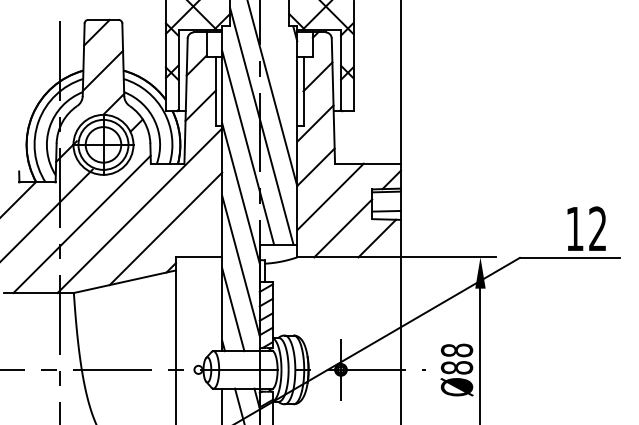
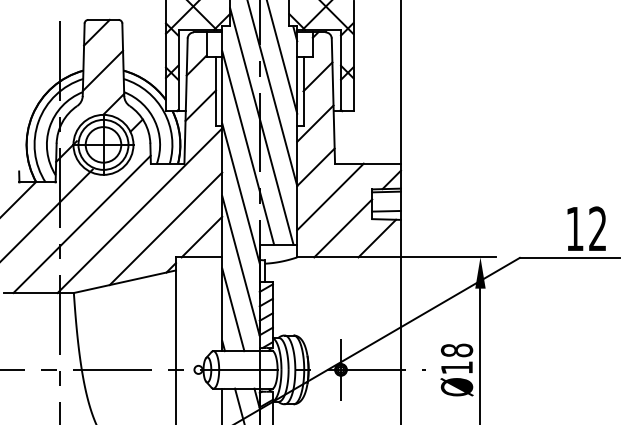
line: none -> present (282, 57)
line: none -> present (201, 236)
text: Ø88 -> Ø18 (456, 367)
